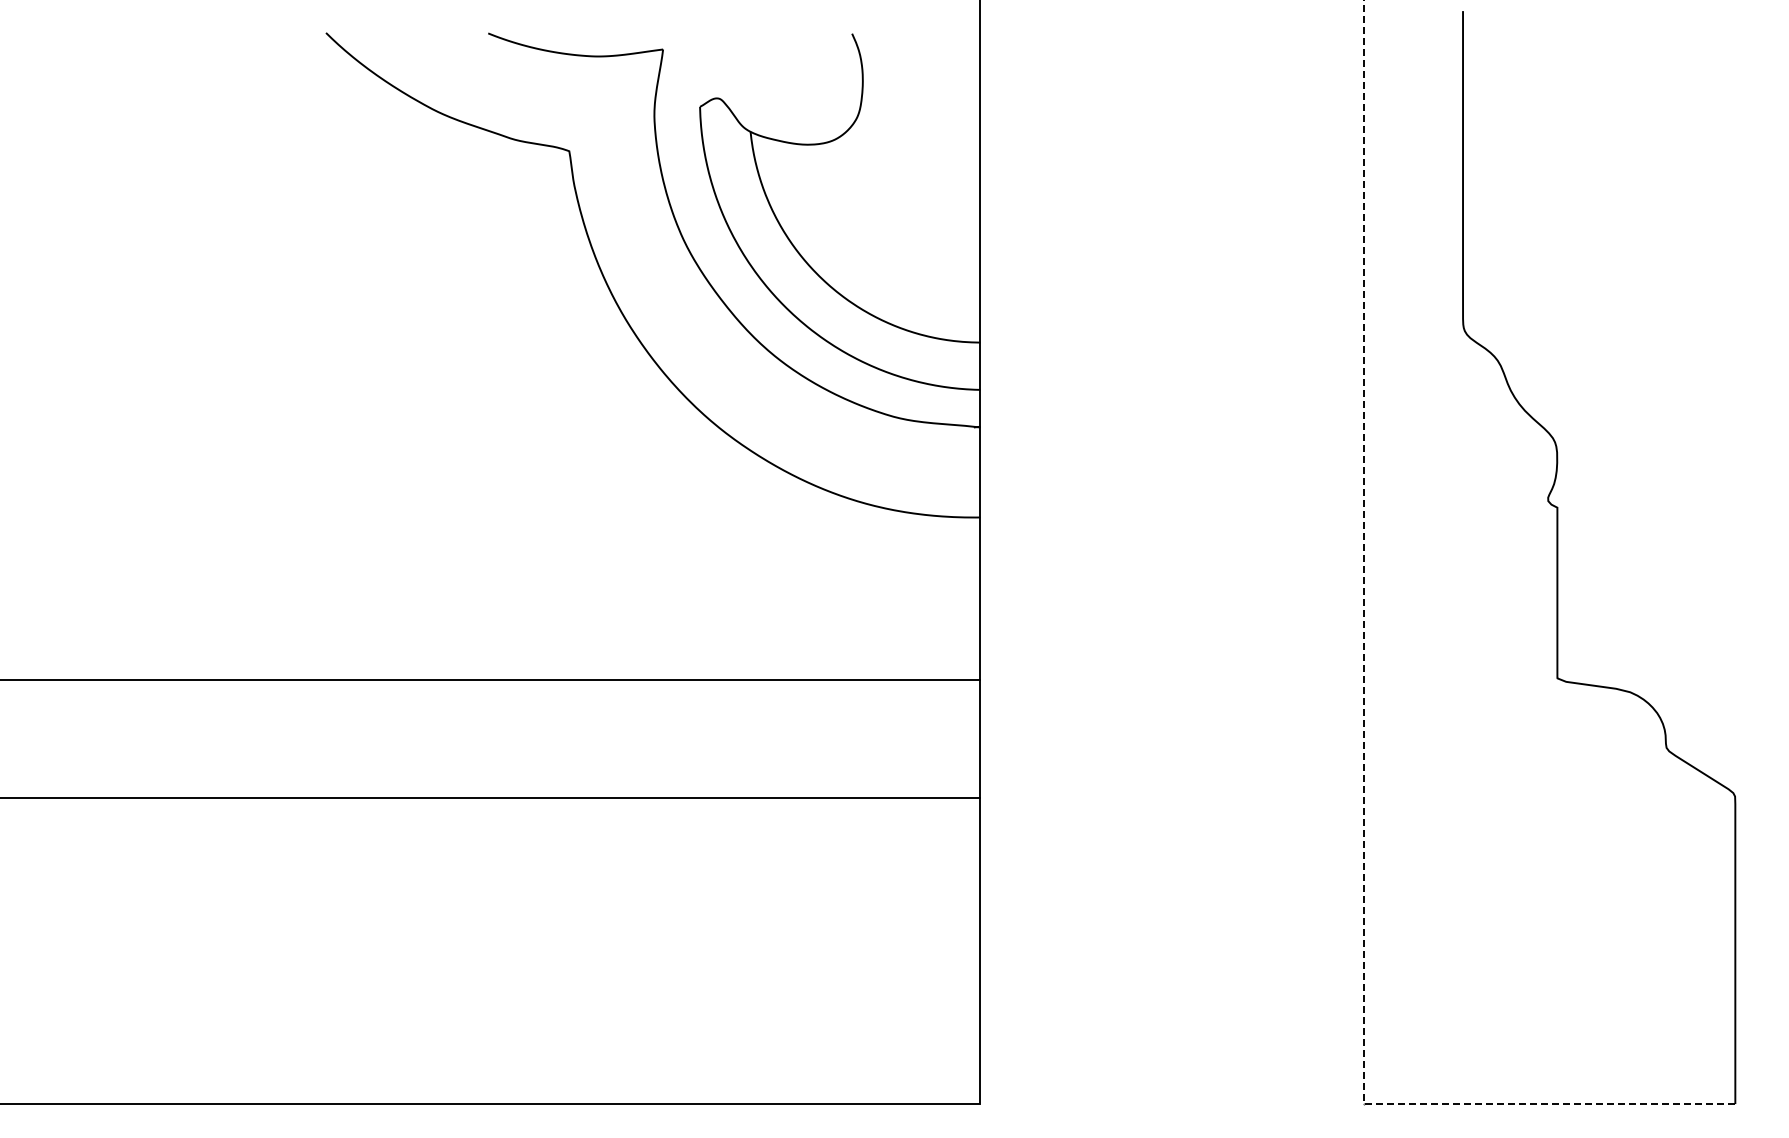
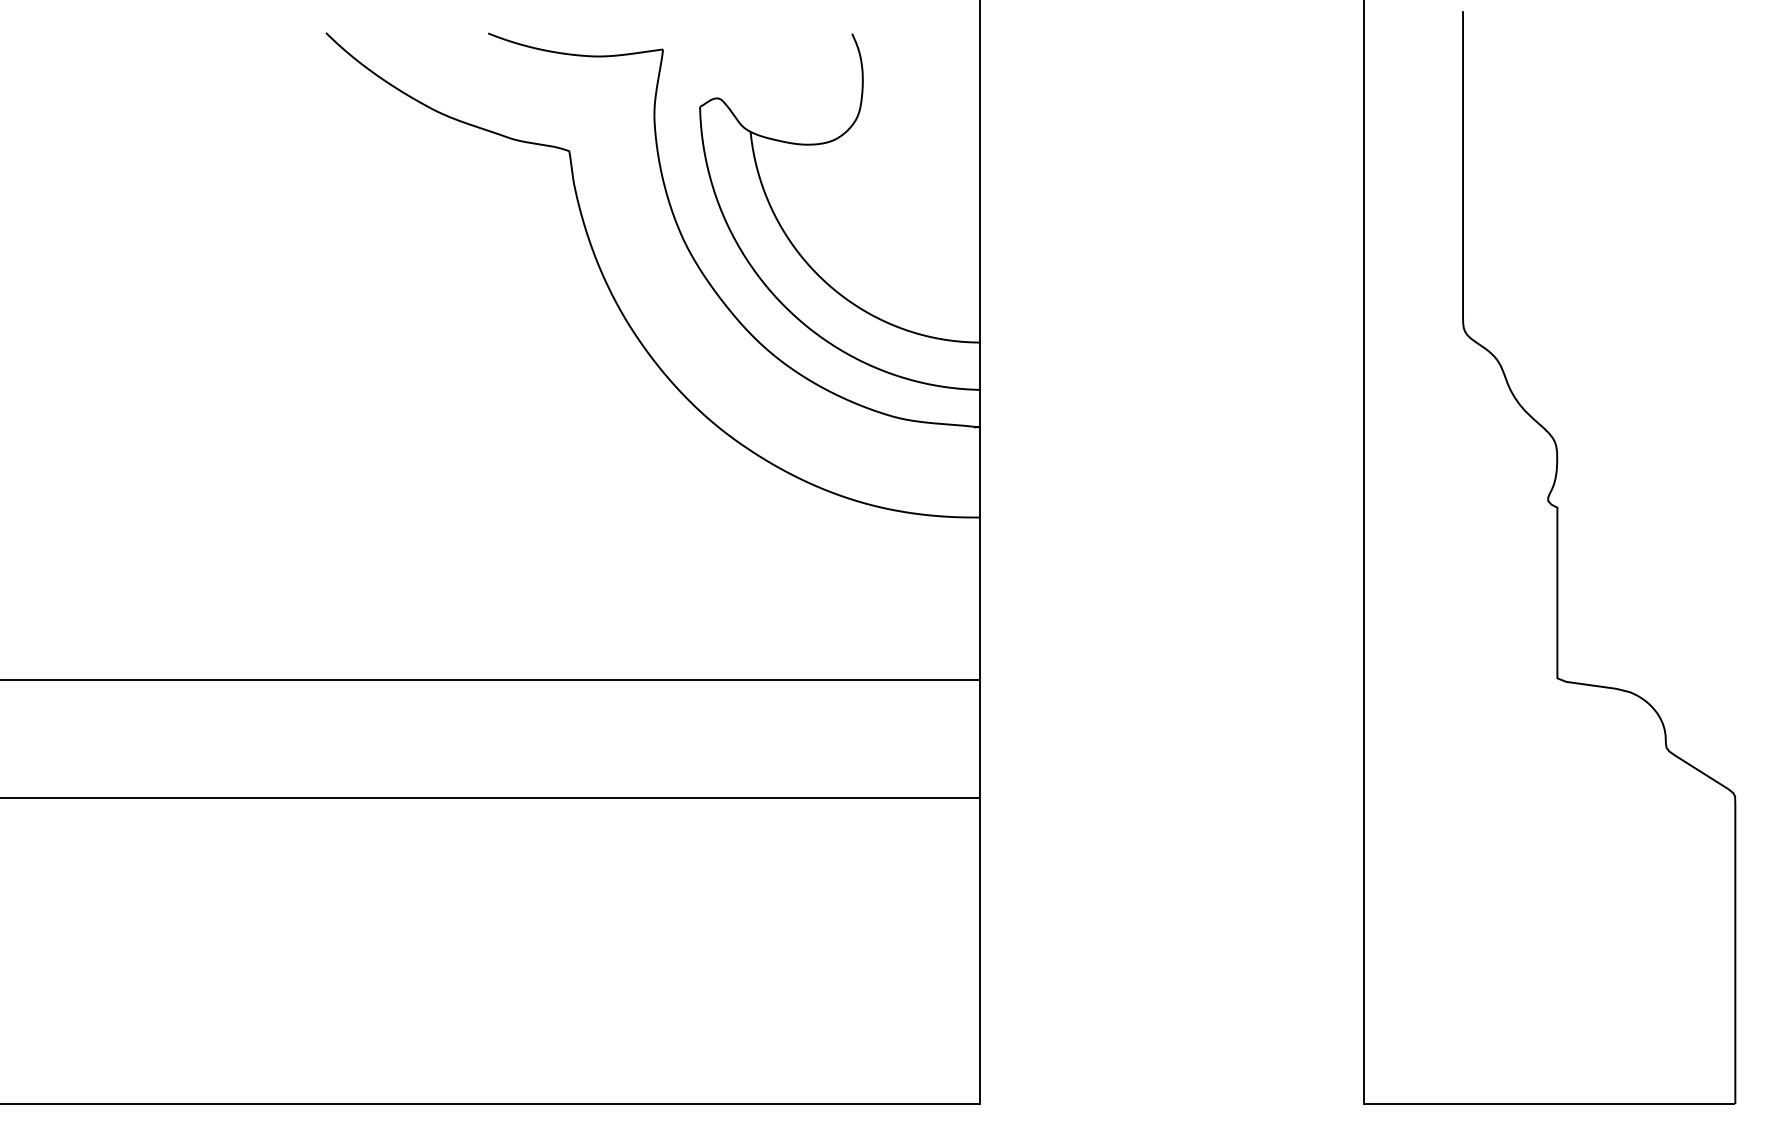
line: dashed -> solid (1364, 738)
